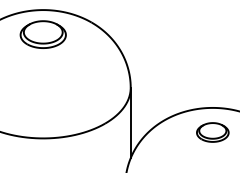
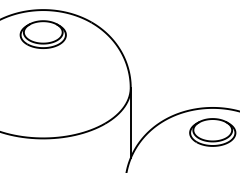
part size: 34x21 px -> 48x29 px (212, 132)
